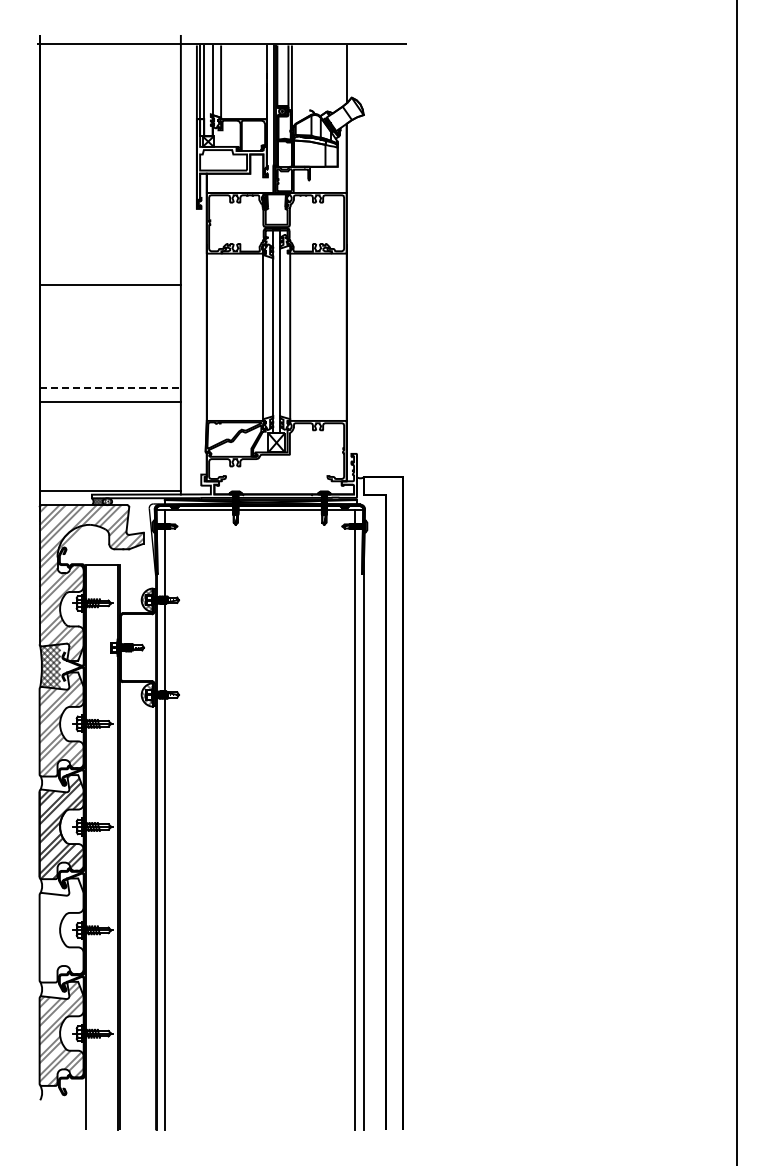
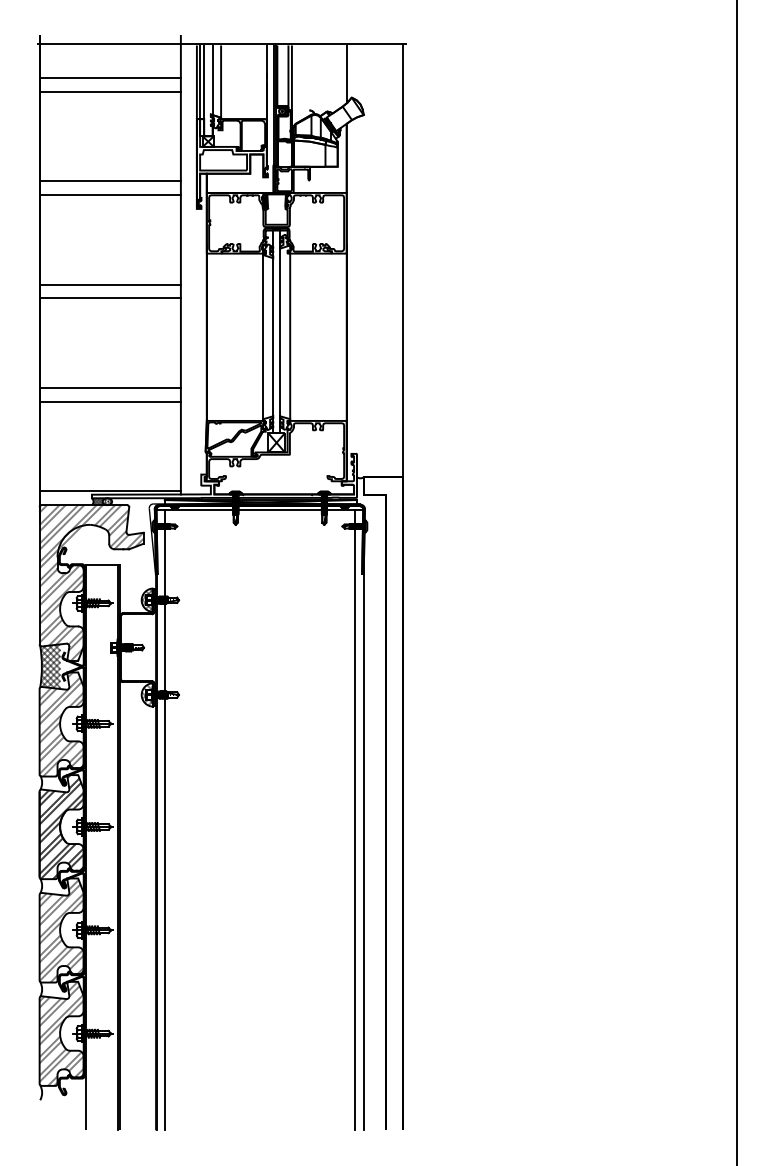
line: none -> present (109, 77)
line: none -> present (109, 91)
line: none -> present (109, 181)
line: none -> present (109, 195)
line: none -> present (403, 260)
line: none -> present (109, 298)
line: dashed -> solid (110, 388)
hatch: none -> present (61, 930)
